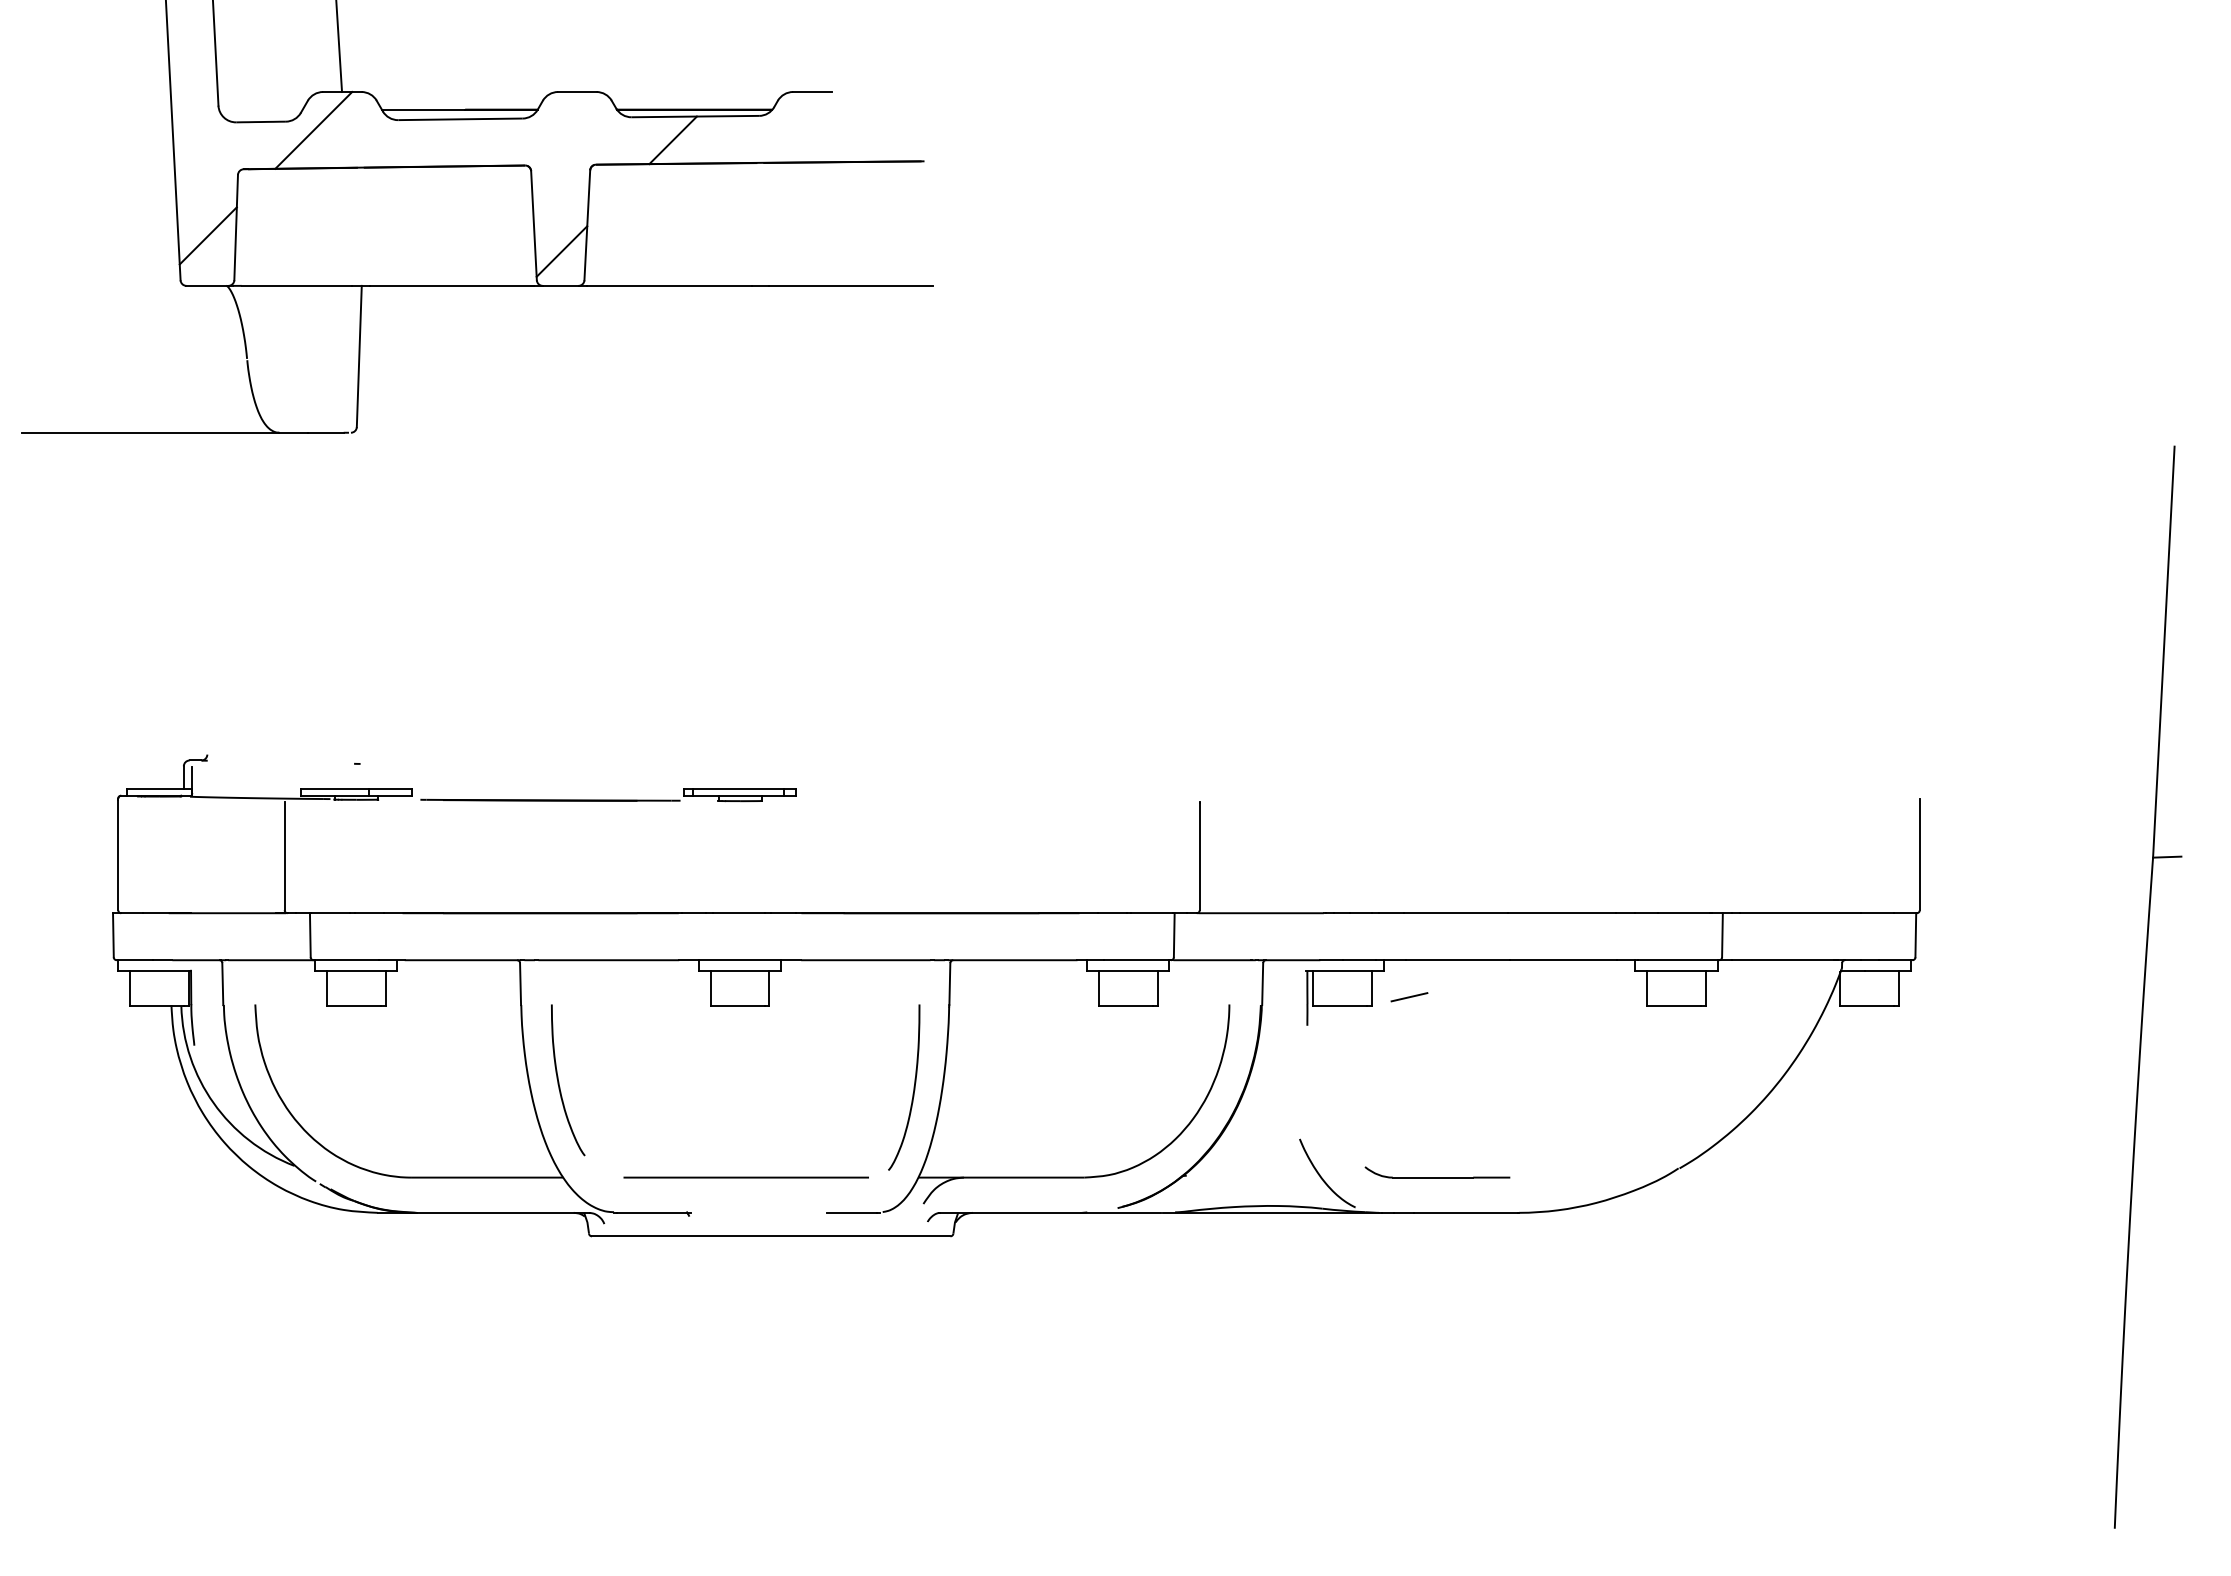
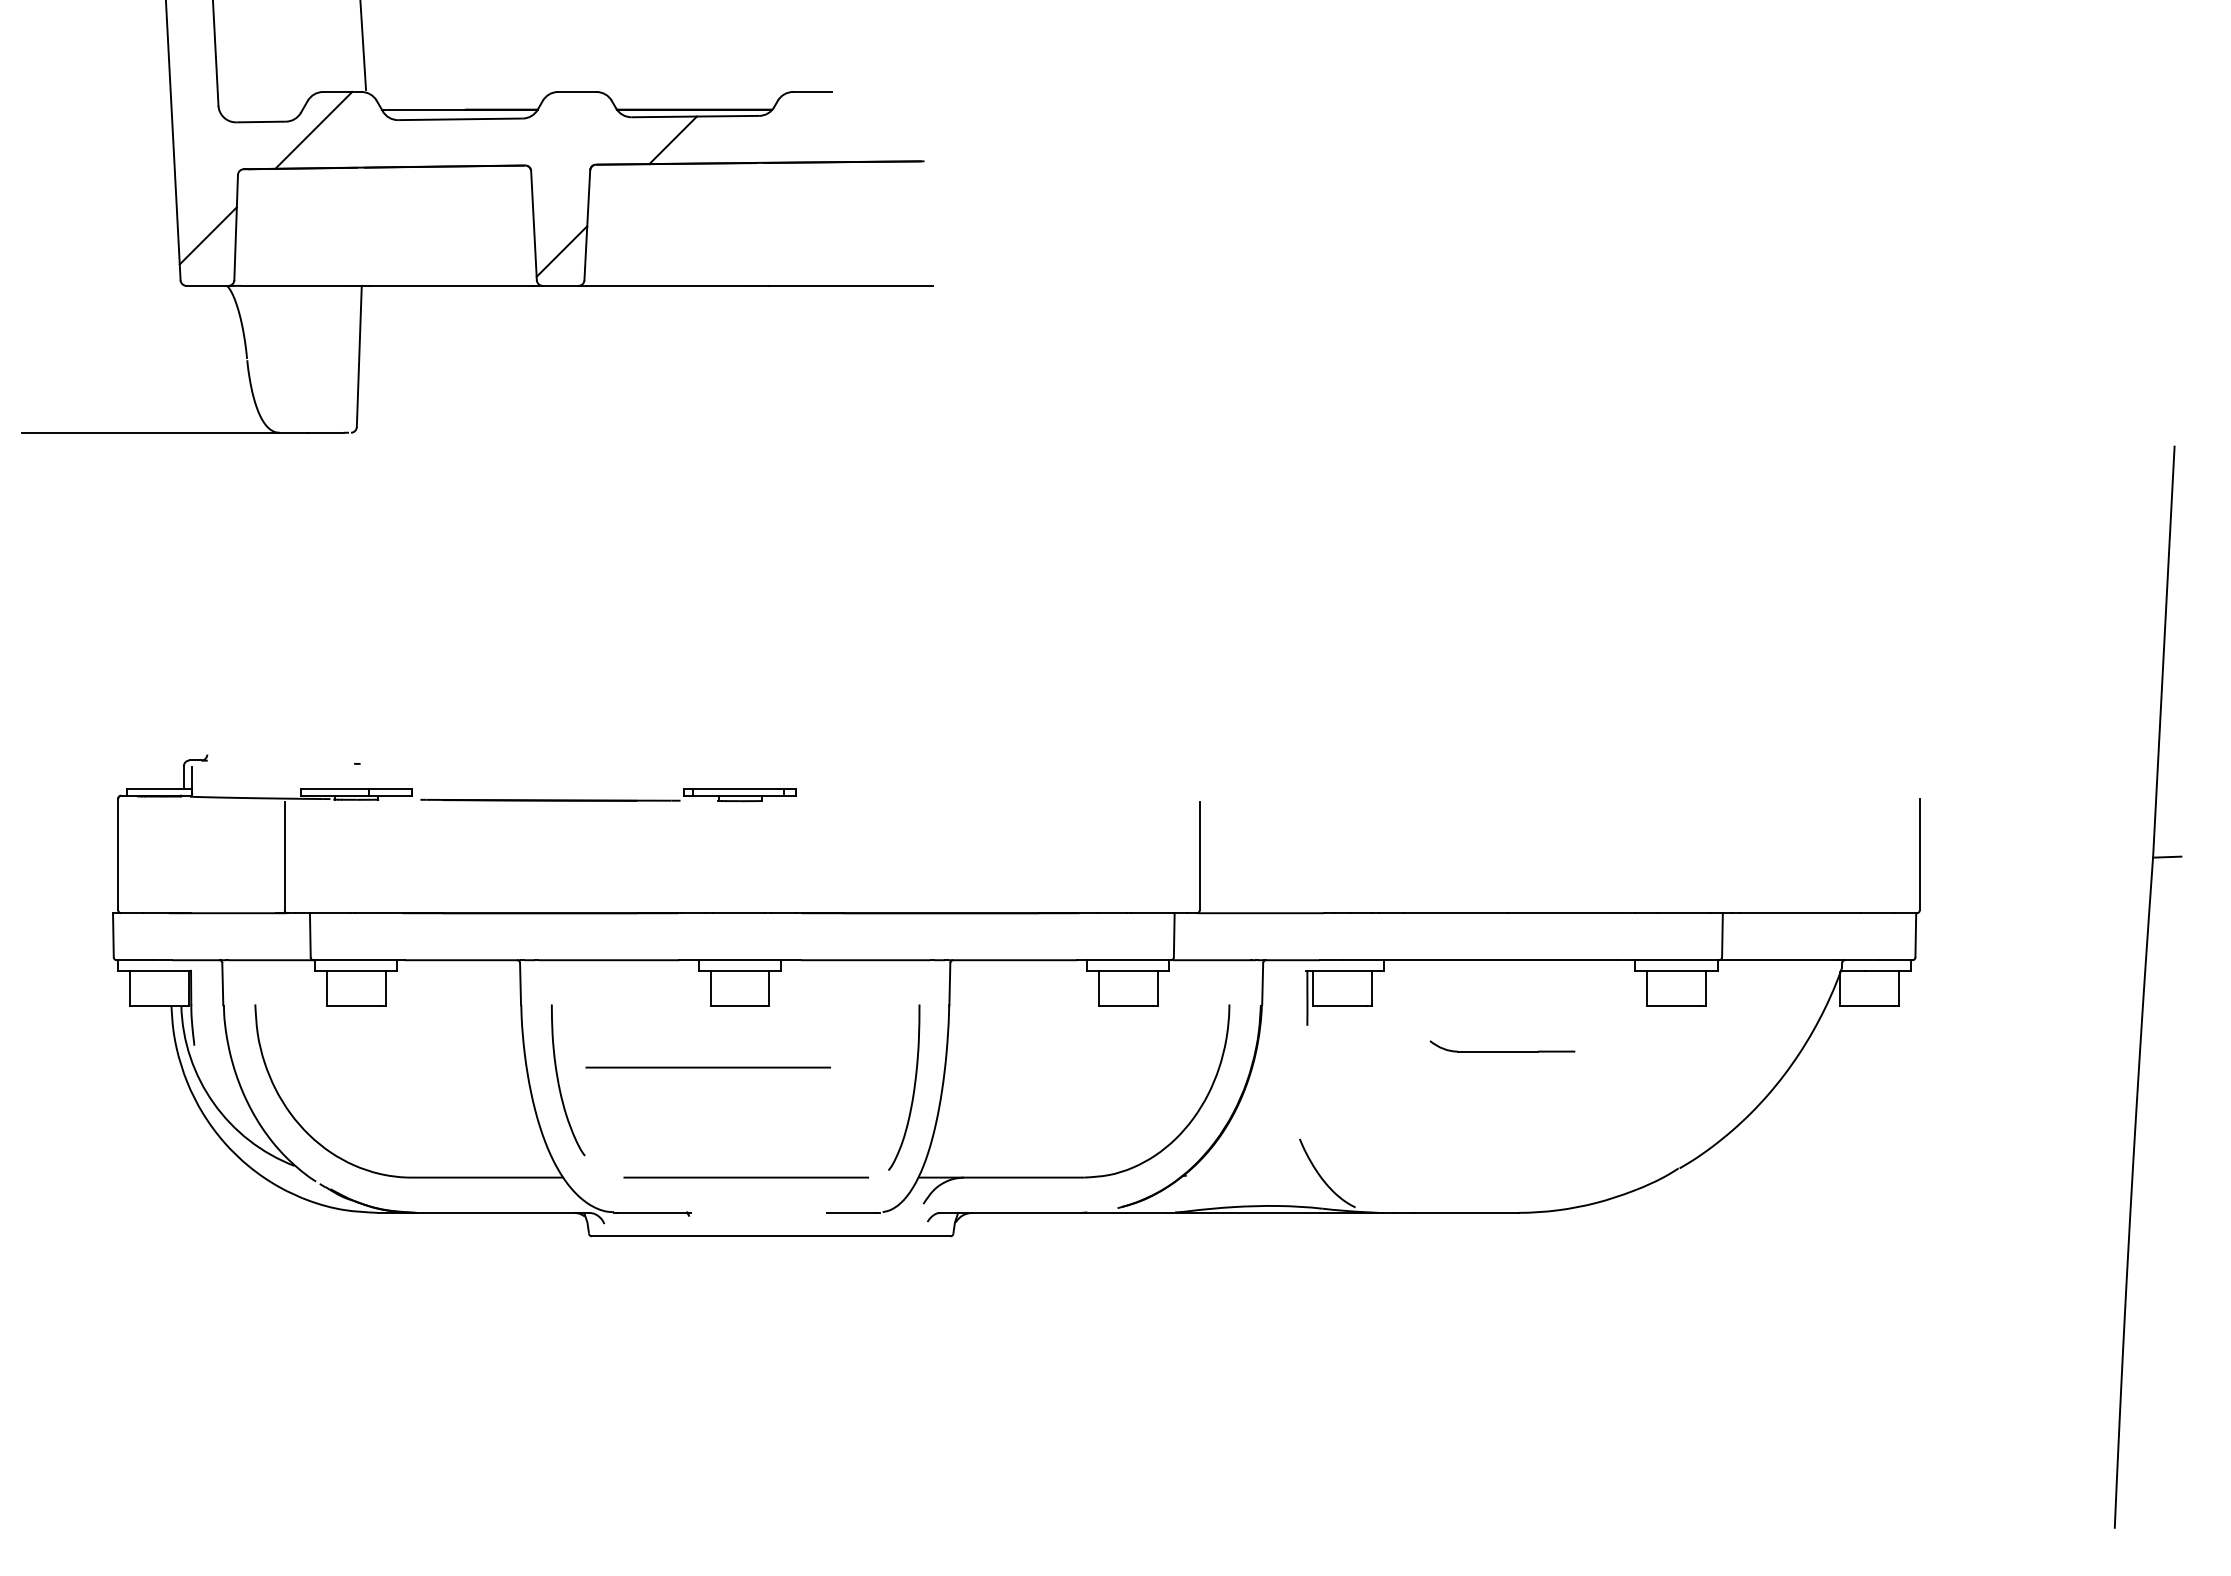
line position: (339, 47) -> (363, 46) (363, 46)
line: present -> none (1409, 997)
line: none -> present (707, 1067)
part position: (1437, 1172) -> (1502, 1046) (1502, 1046)
